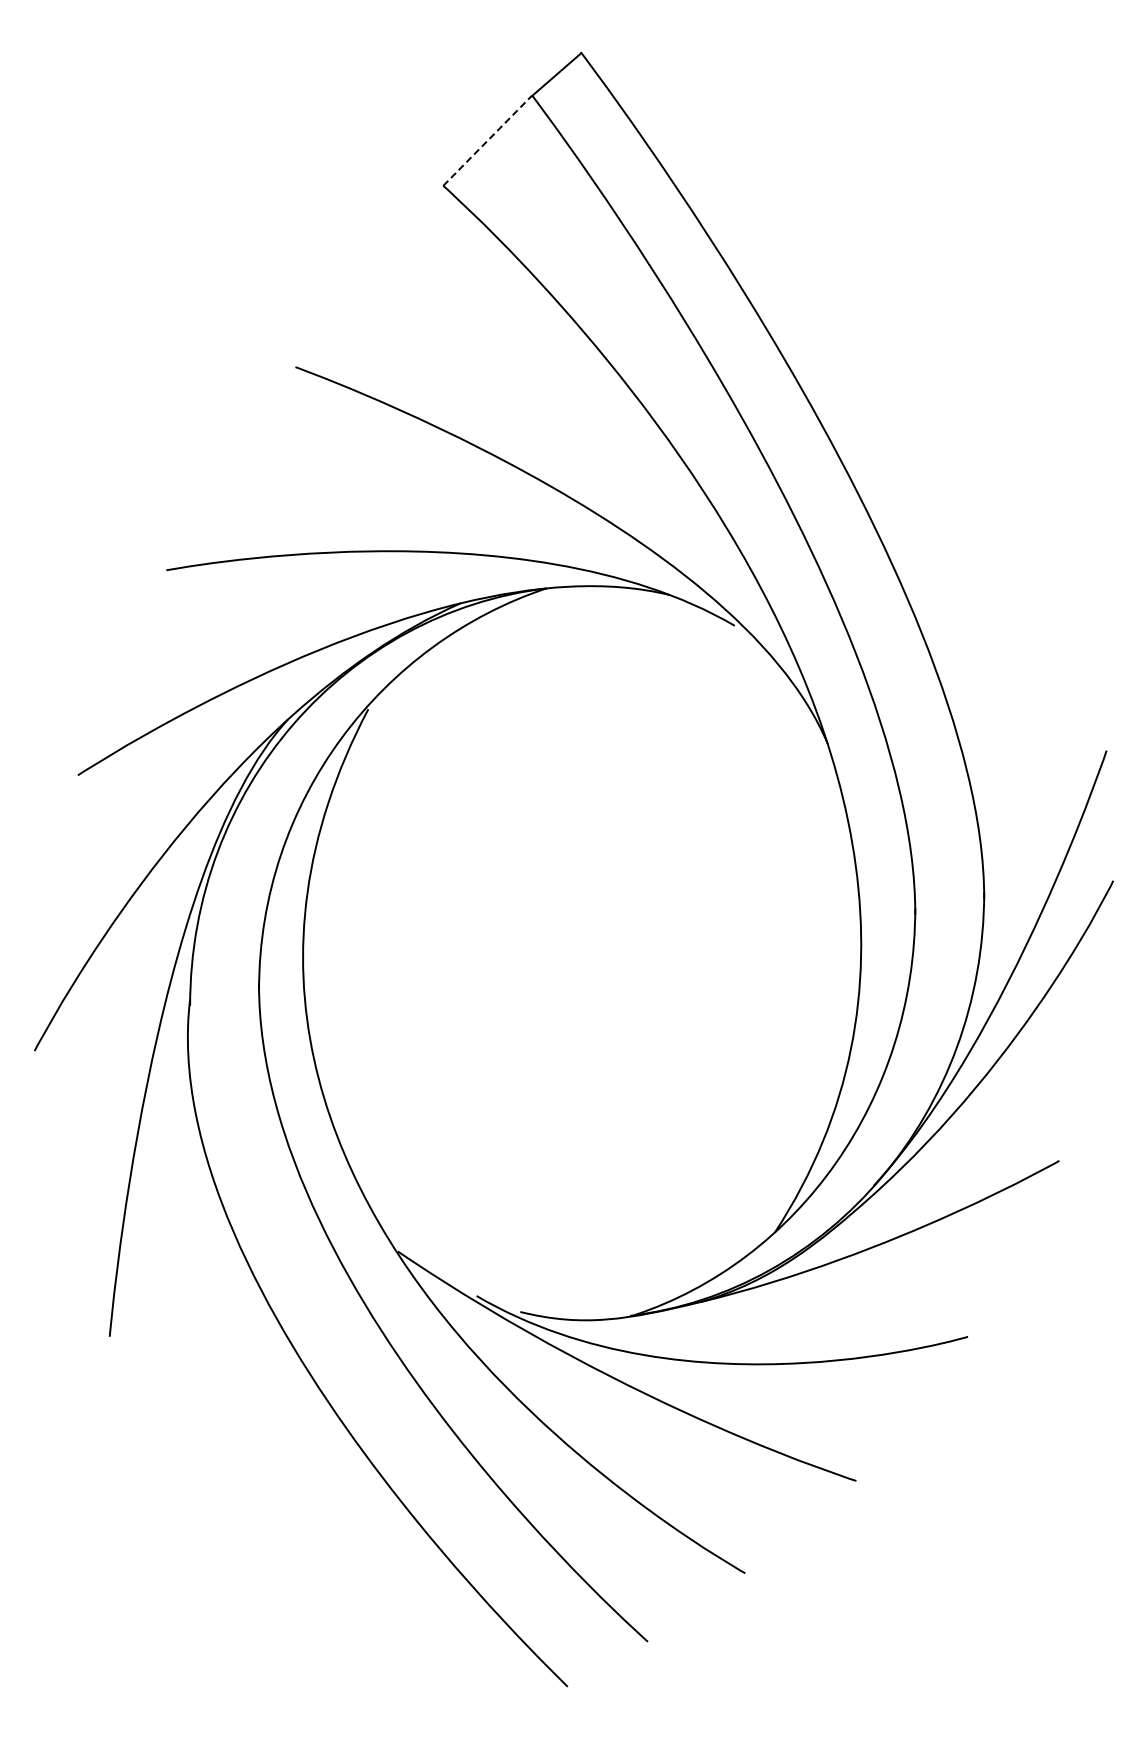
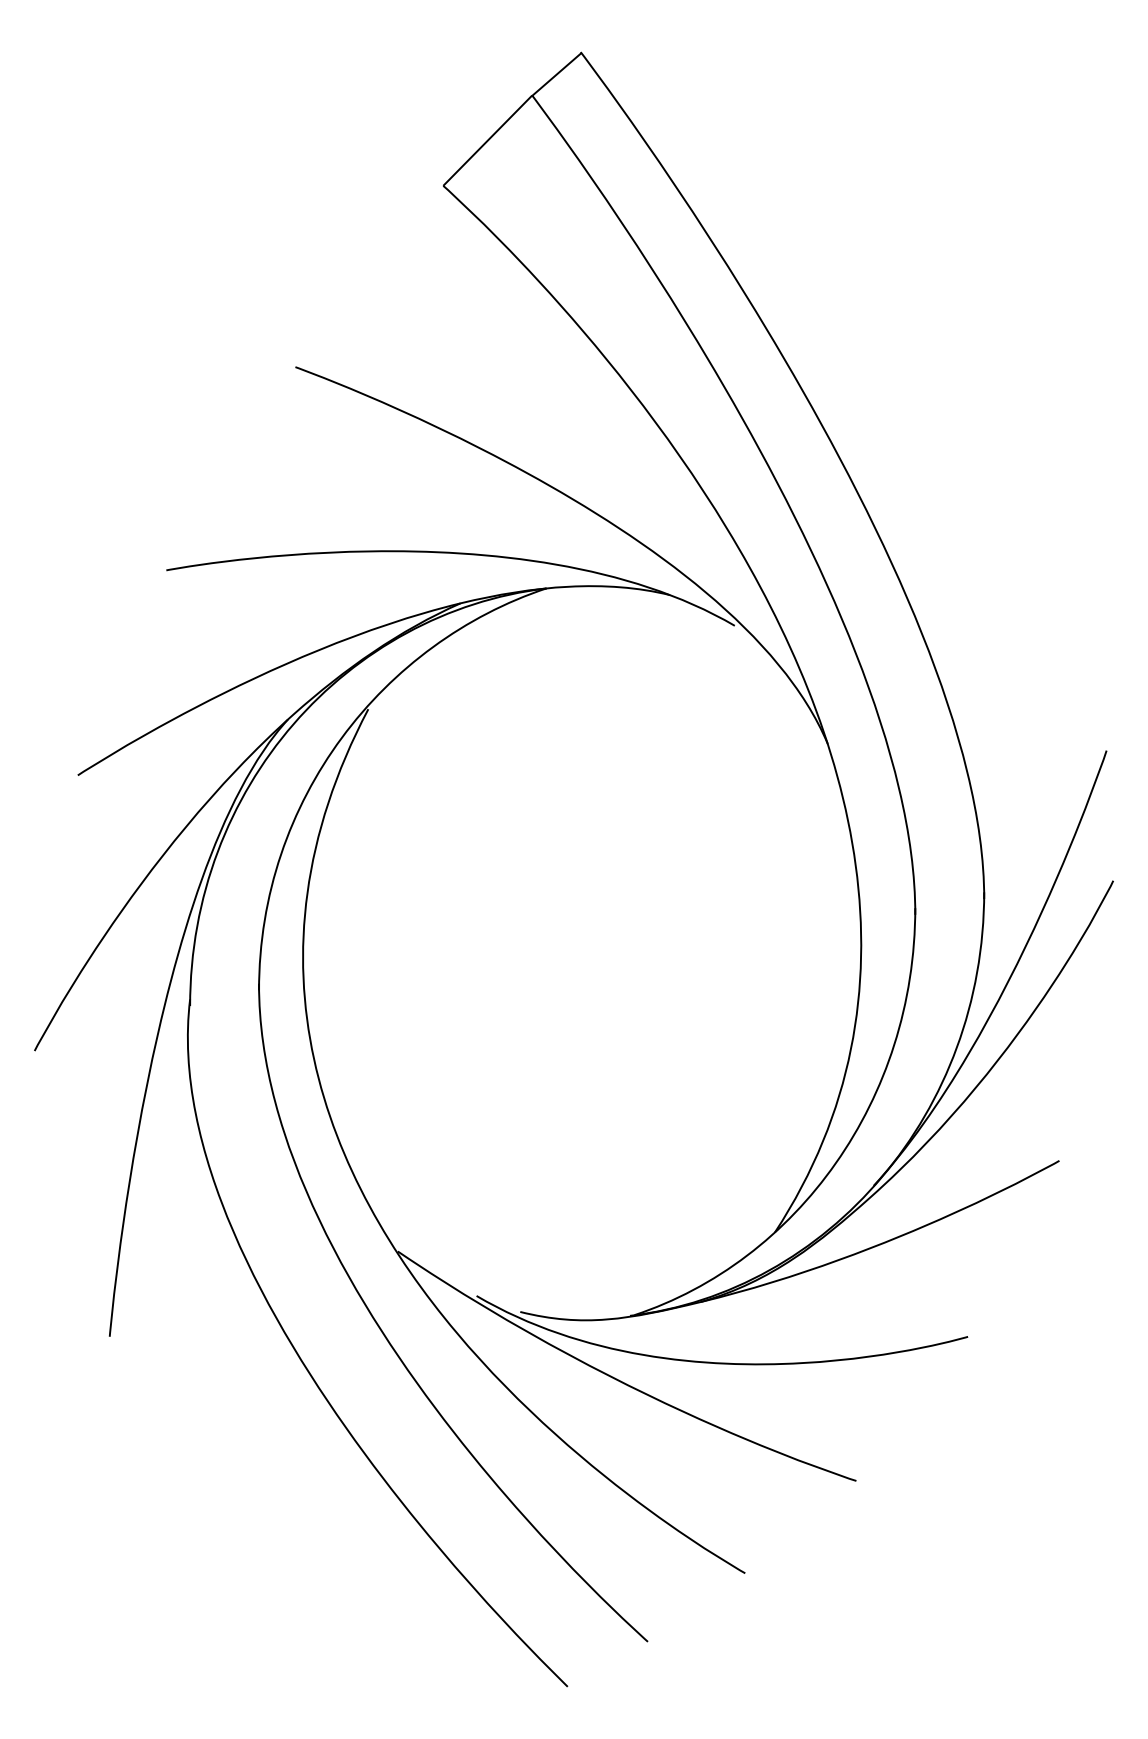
line: dashed -> solid (488, 140)
